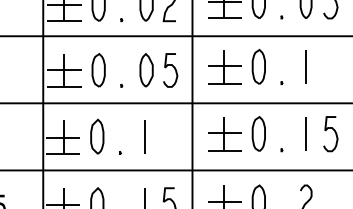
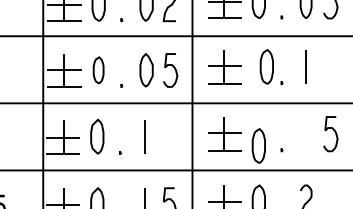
part position: (258, 66) -> (266, 66) (266, 66)
part size: 15x35 px -> 13x29 px (98, 70)
part position: (258, 133) -> (258, 145) (258, 145)
line: present -> none (305, 133)
